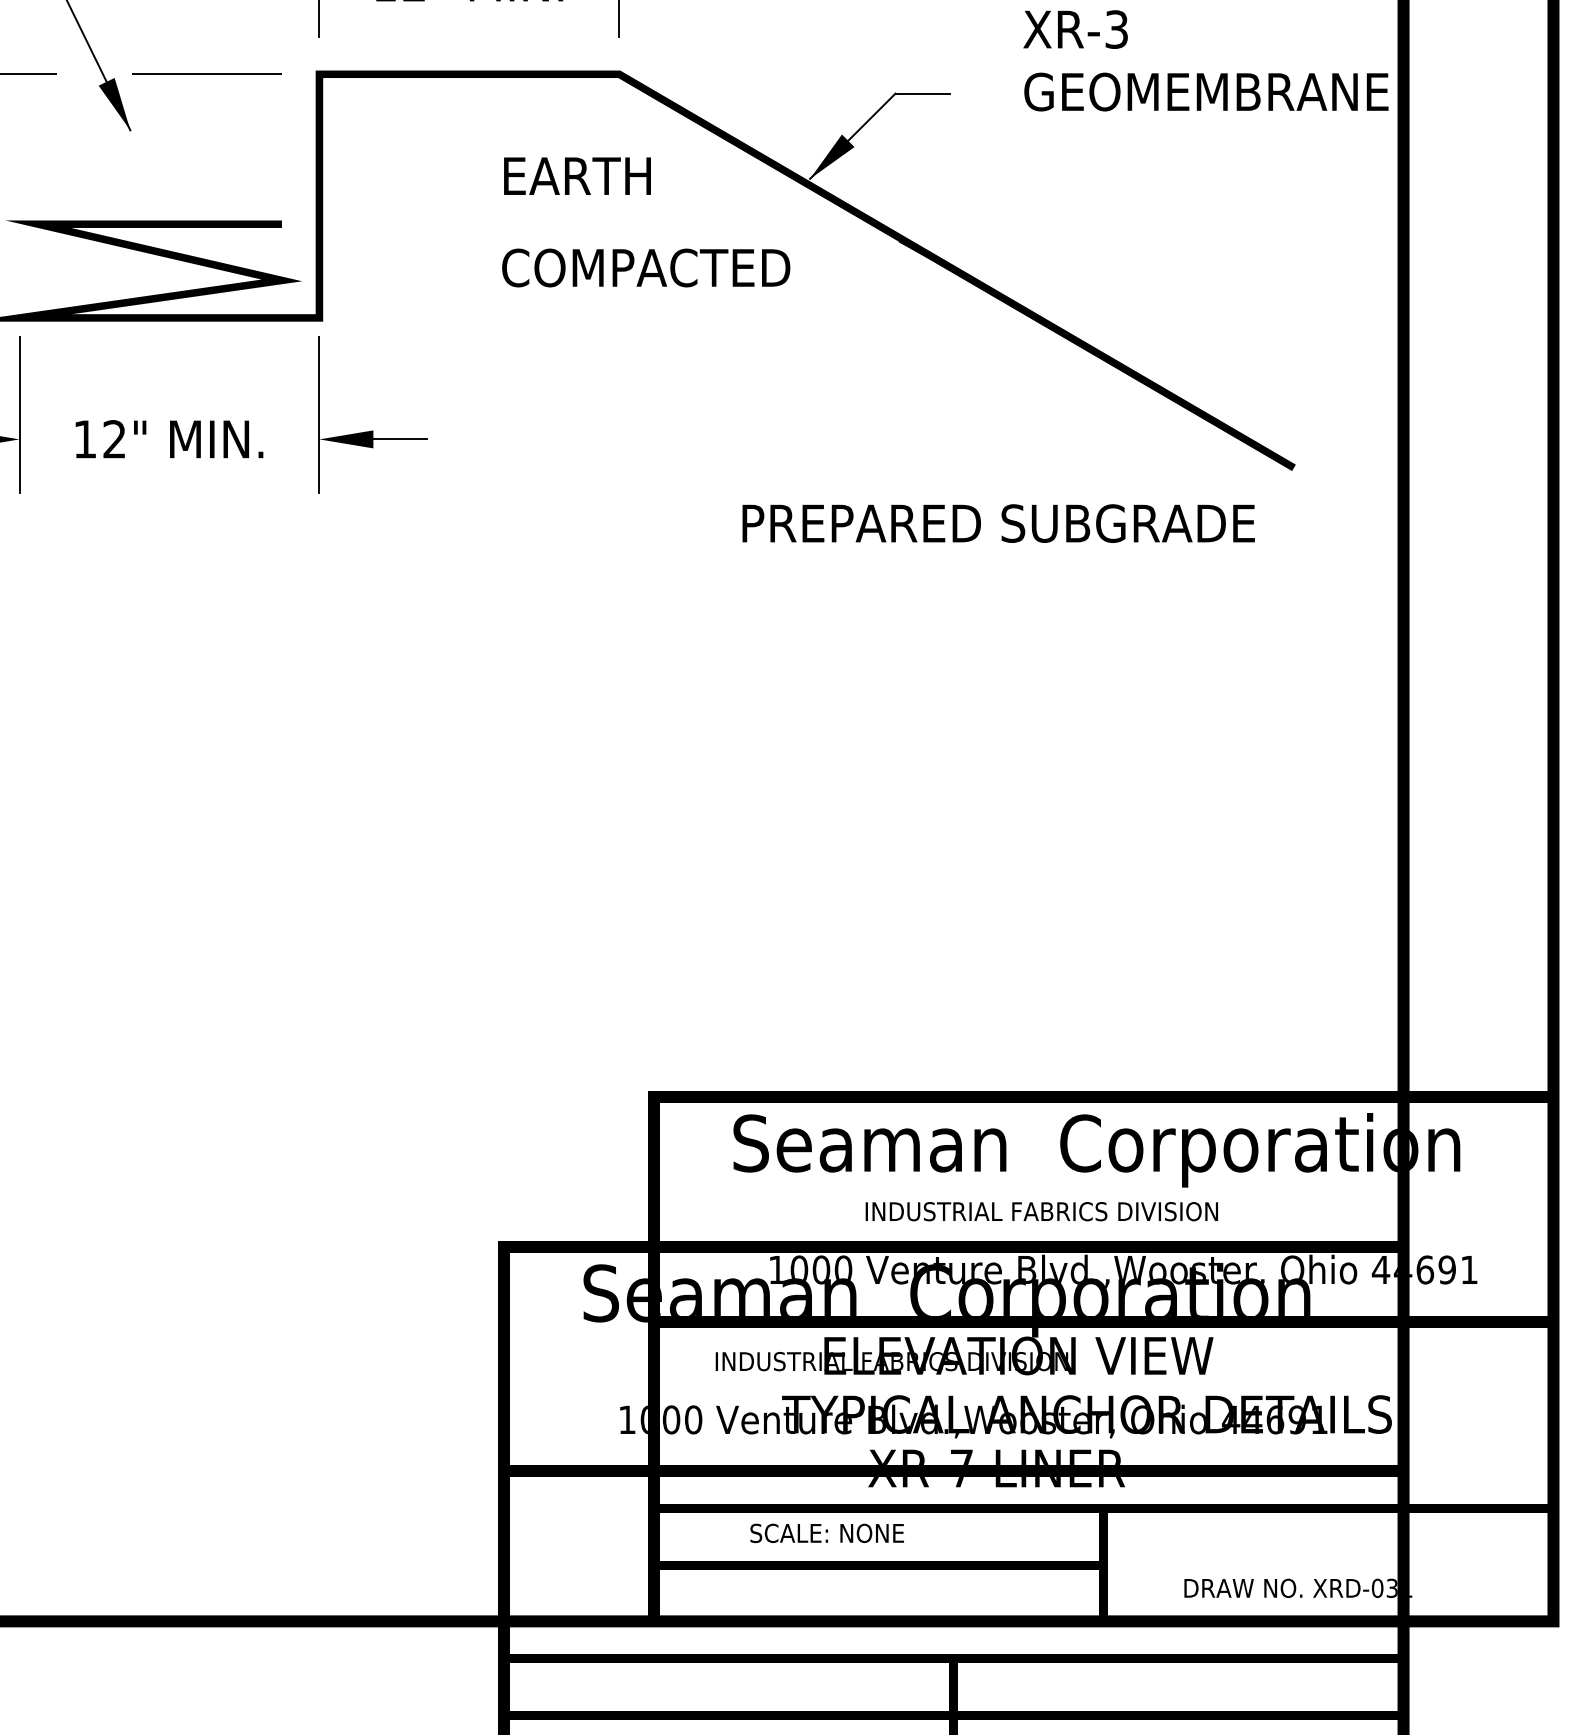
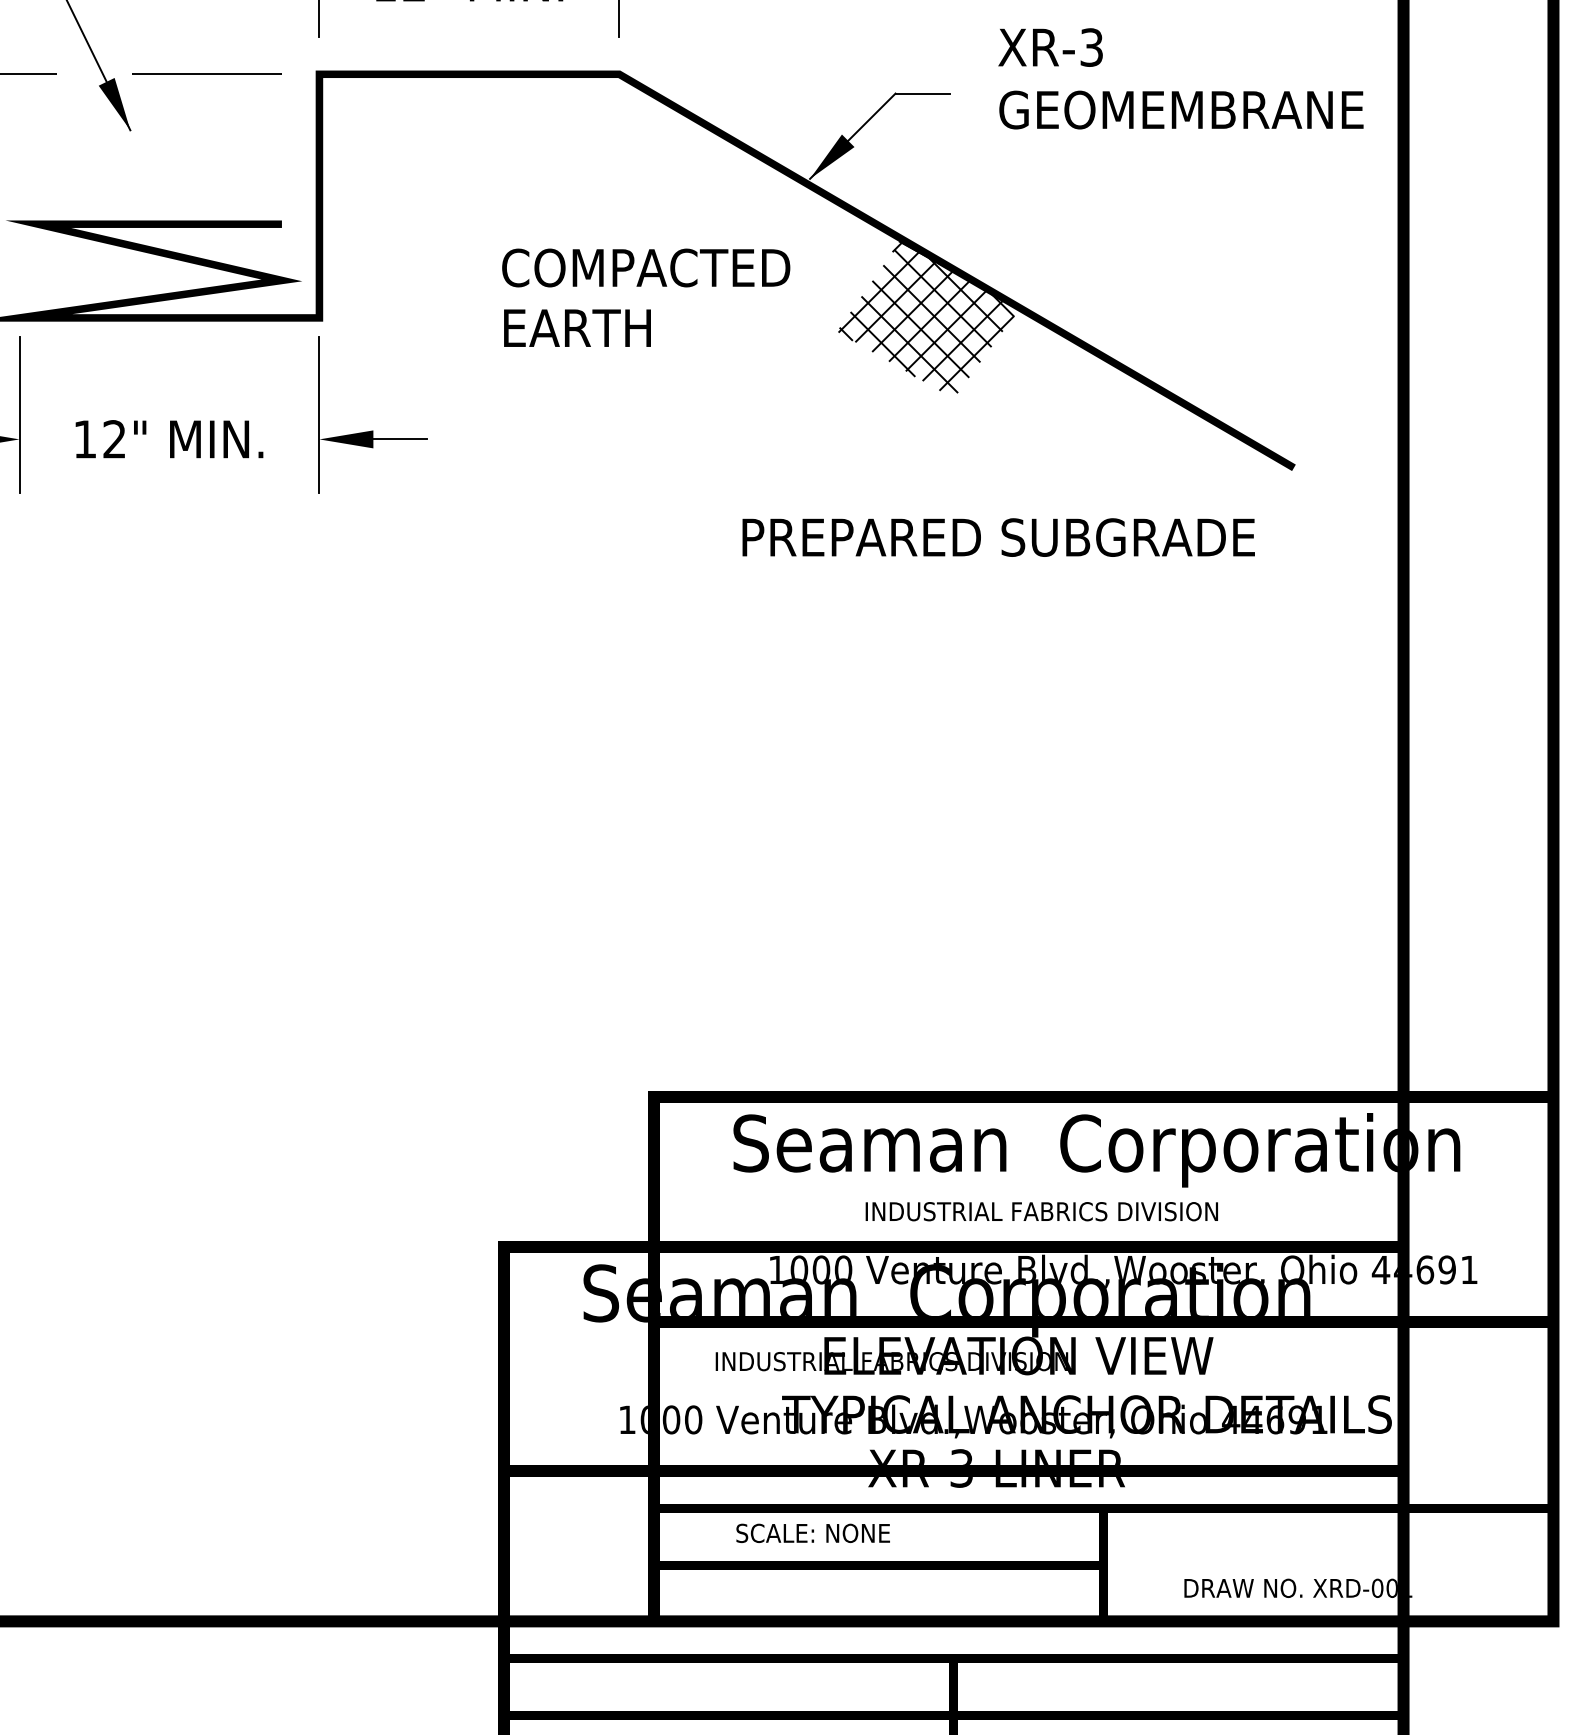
text position: (1205, 60) -> (1180, 78) (1180, 78)
text position: (577, 175) -> (577, 327) (577, 327)
hatch: none -> present (926, 317)
text position: (998, 523) -> (998, 537) (998, 537)
text: XR-7 -> XR-3 (961, 1468)
text position: (826, 1532) -> (812, 1532) (812, 1532)
text: XRD-031 -> XRD-001 (1391, 1587)
